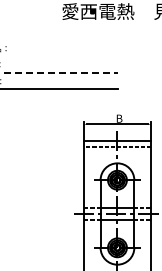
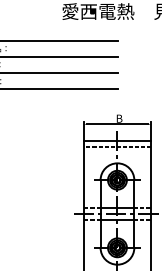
line: none -> present (60, 40)
line: none -> present (60, 57)
line: dashed -> solid (59, 73)
